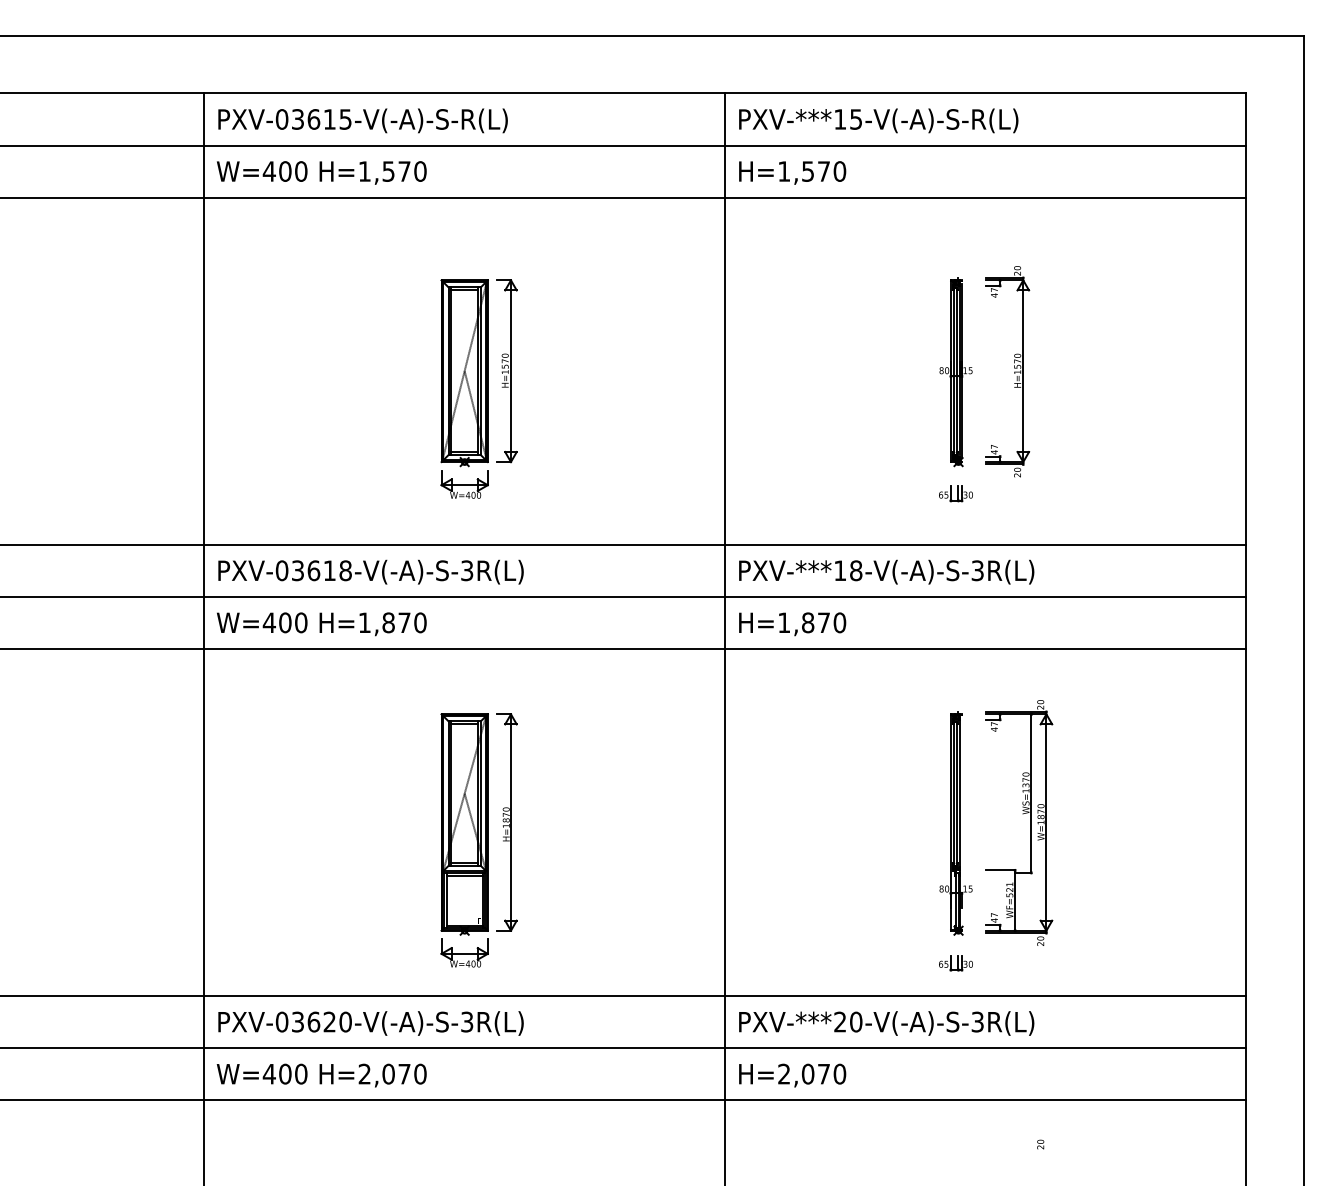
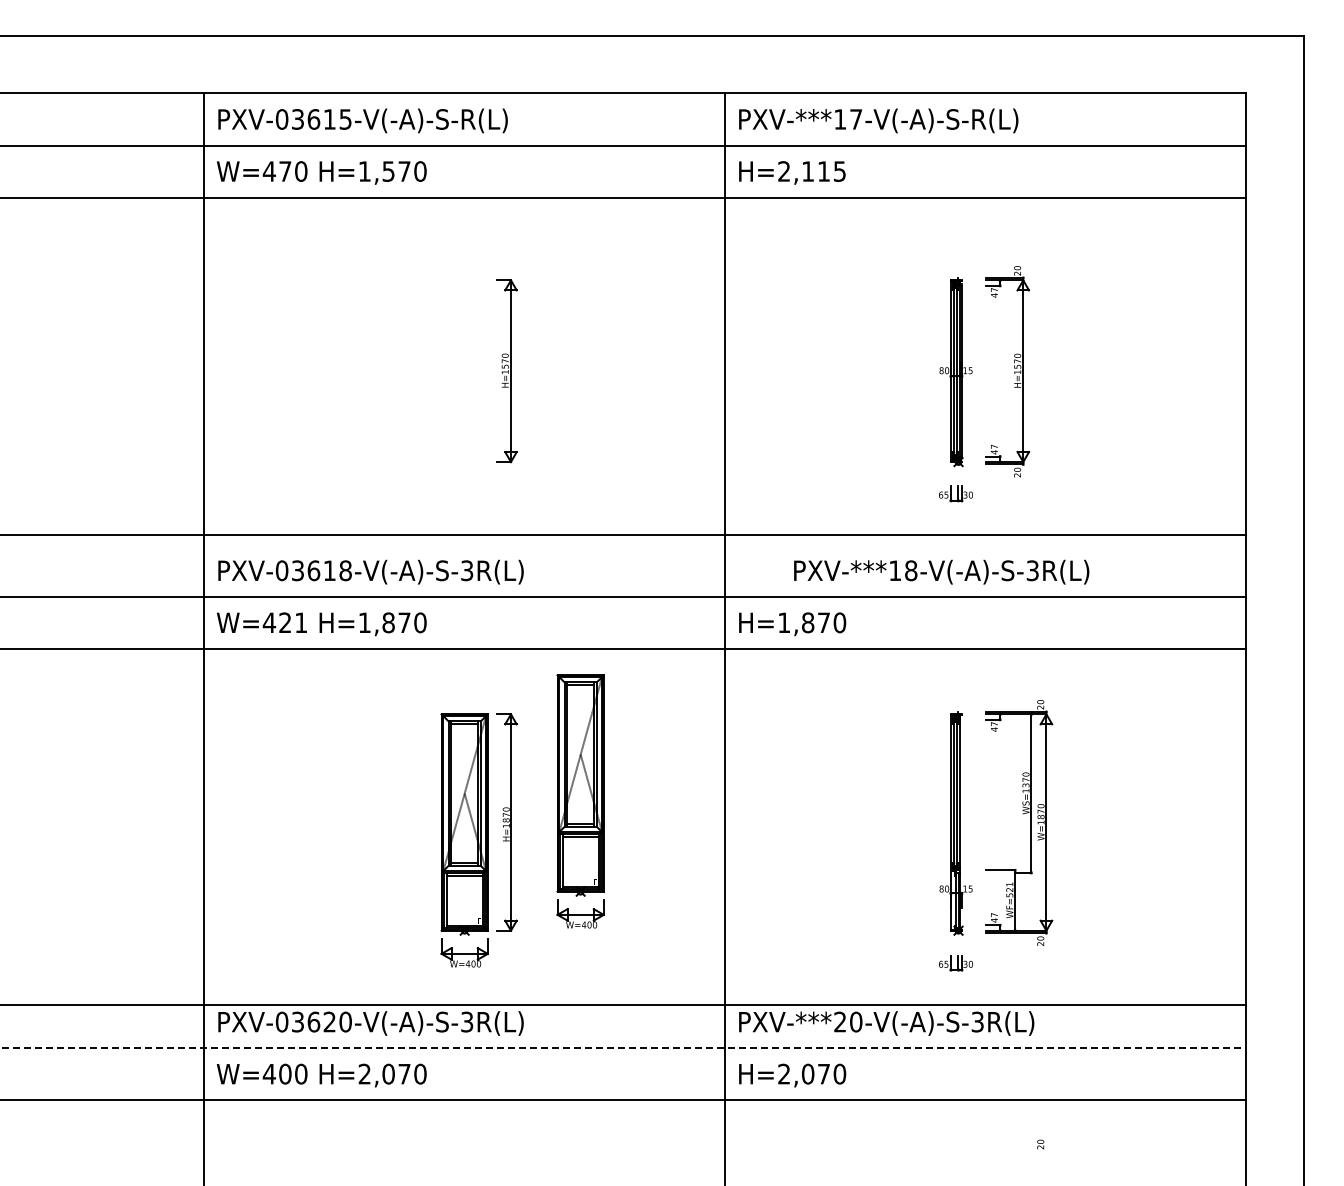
text: PXV-***15-V(-A)-S-R(L) -> PXV-***17-V(-A)-S-R(L) (855, 119)
text: W=400 -> W=470 (285, 171)
text: H=1,570 -> H=2,115 (812, 171)
part: present -> none (464, 388)
line position: (623, 544) -> (623, 534) (623, 534)
text position: (886, 571) -> (941, 571) (941, 571)
text: W=400 -> W=421 (293, 622)
part: none -> present (580, 801)
line position: (623, 996) -> (623, 1005) (623, 1005)
line: solid -> dashed (622, 1048)
